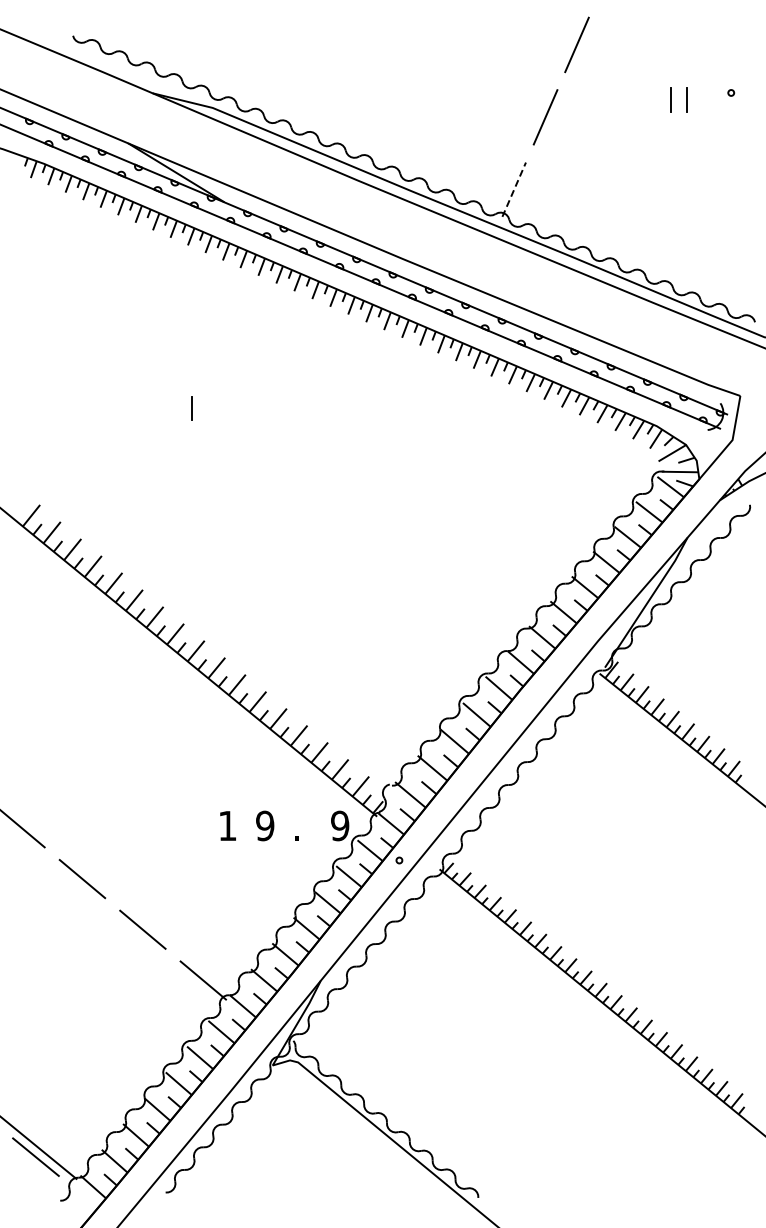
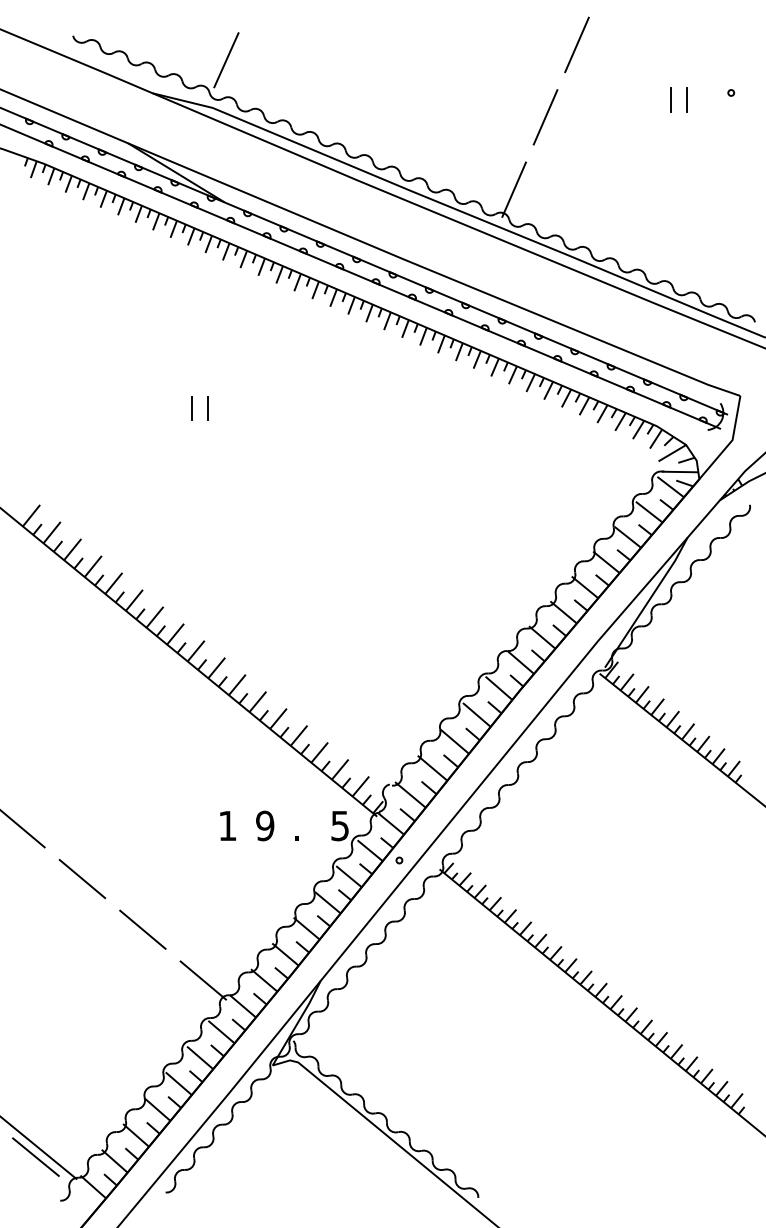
line: none -> present (226, 60)
line: dashed -> solid (514, 189)
line: none -> present (207, 408)
text: 9 -> 5 (340, 825)
